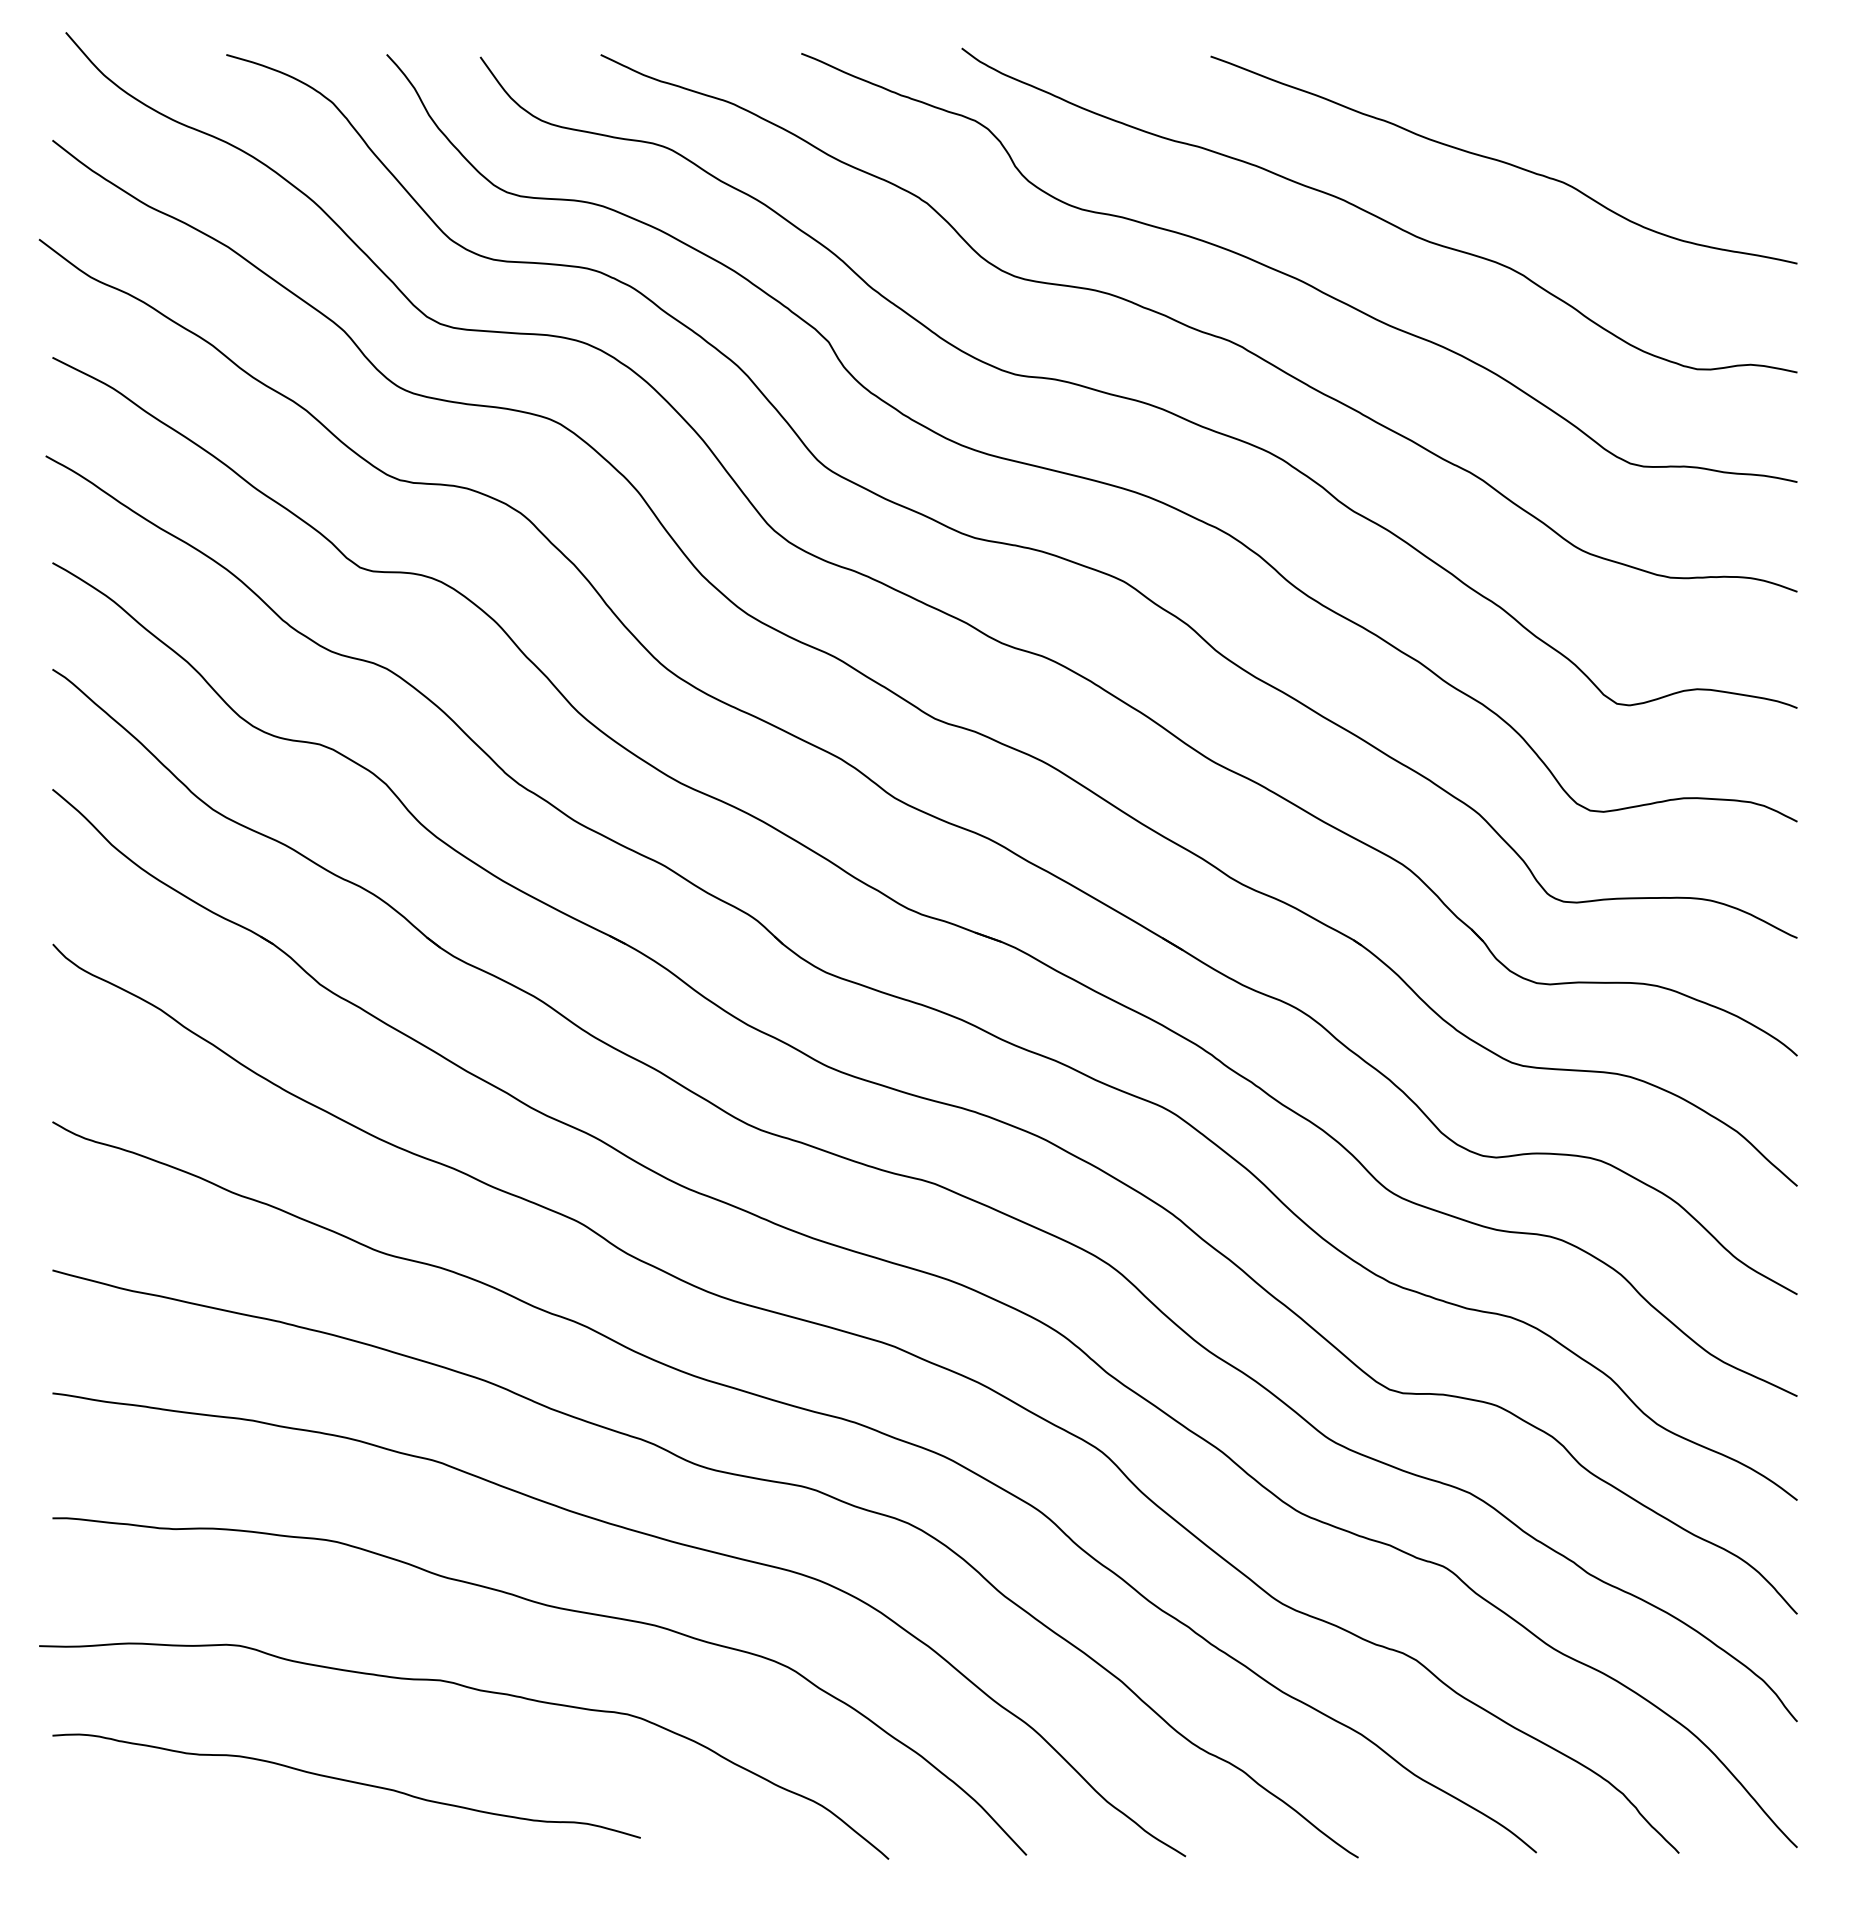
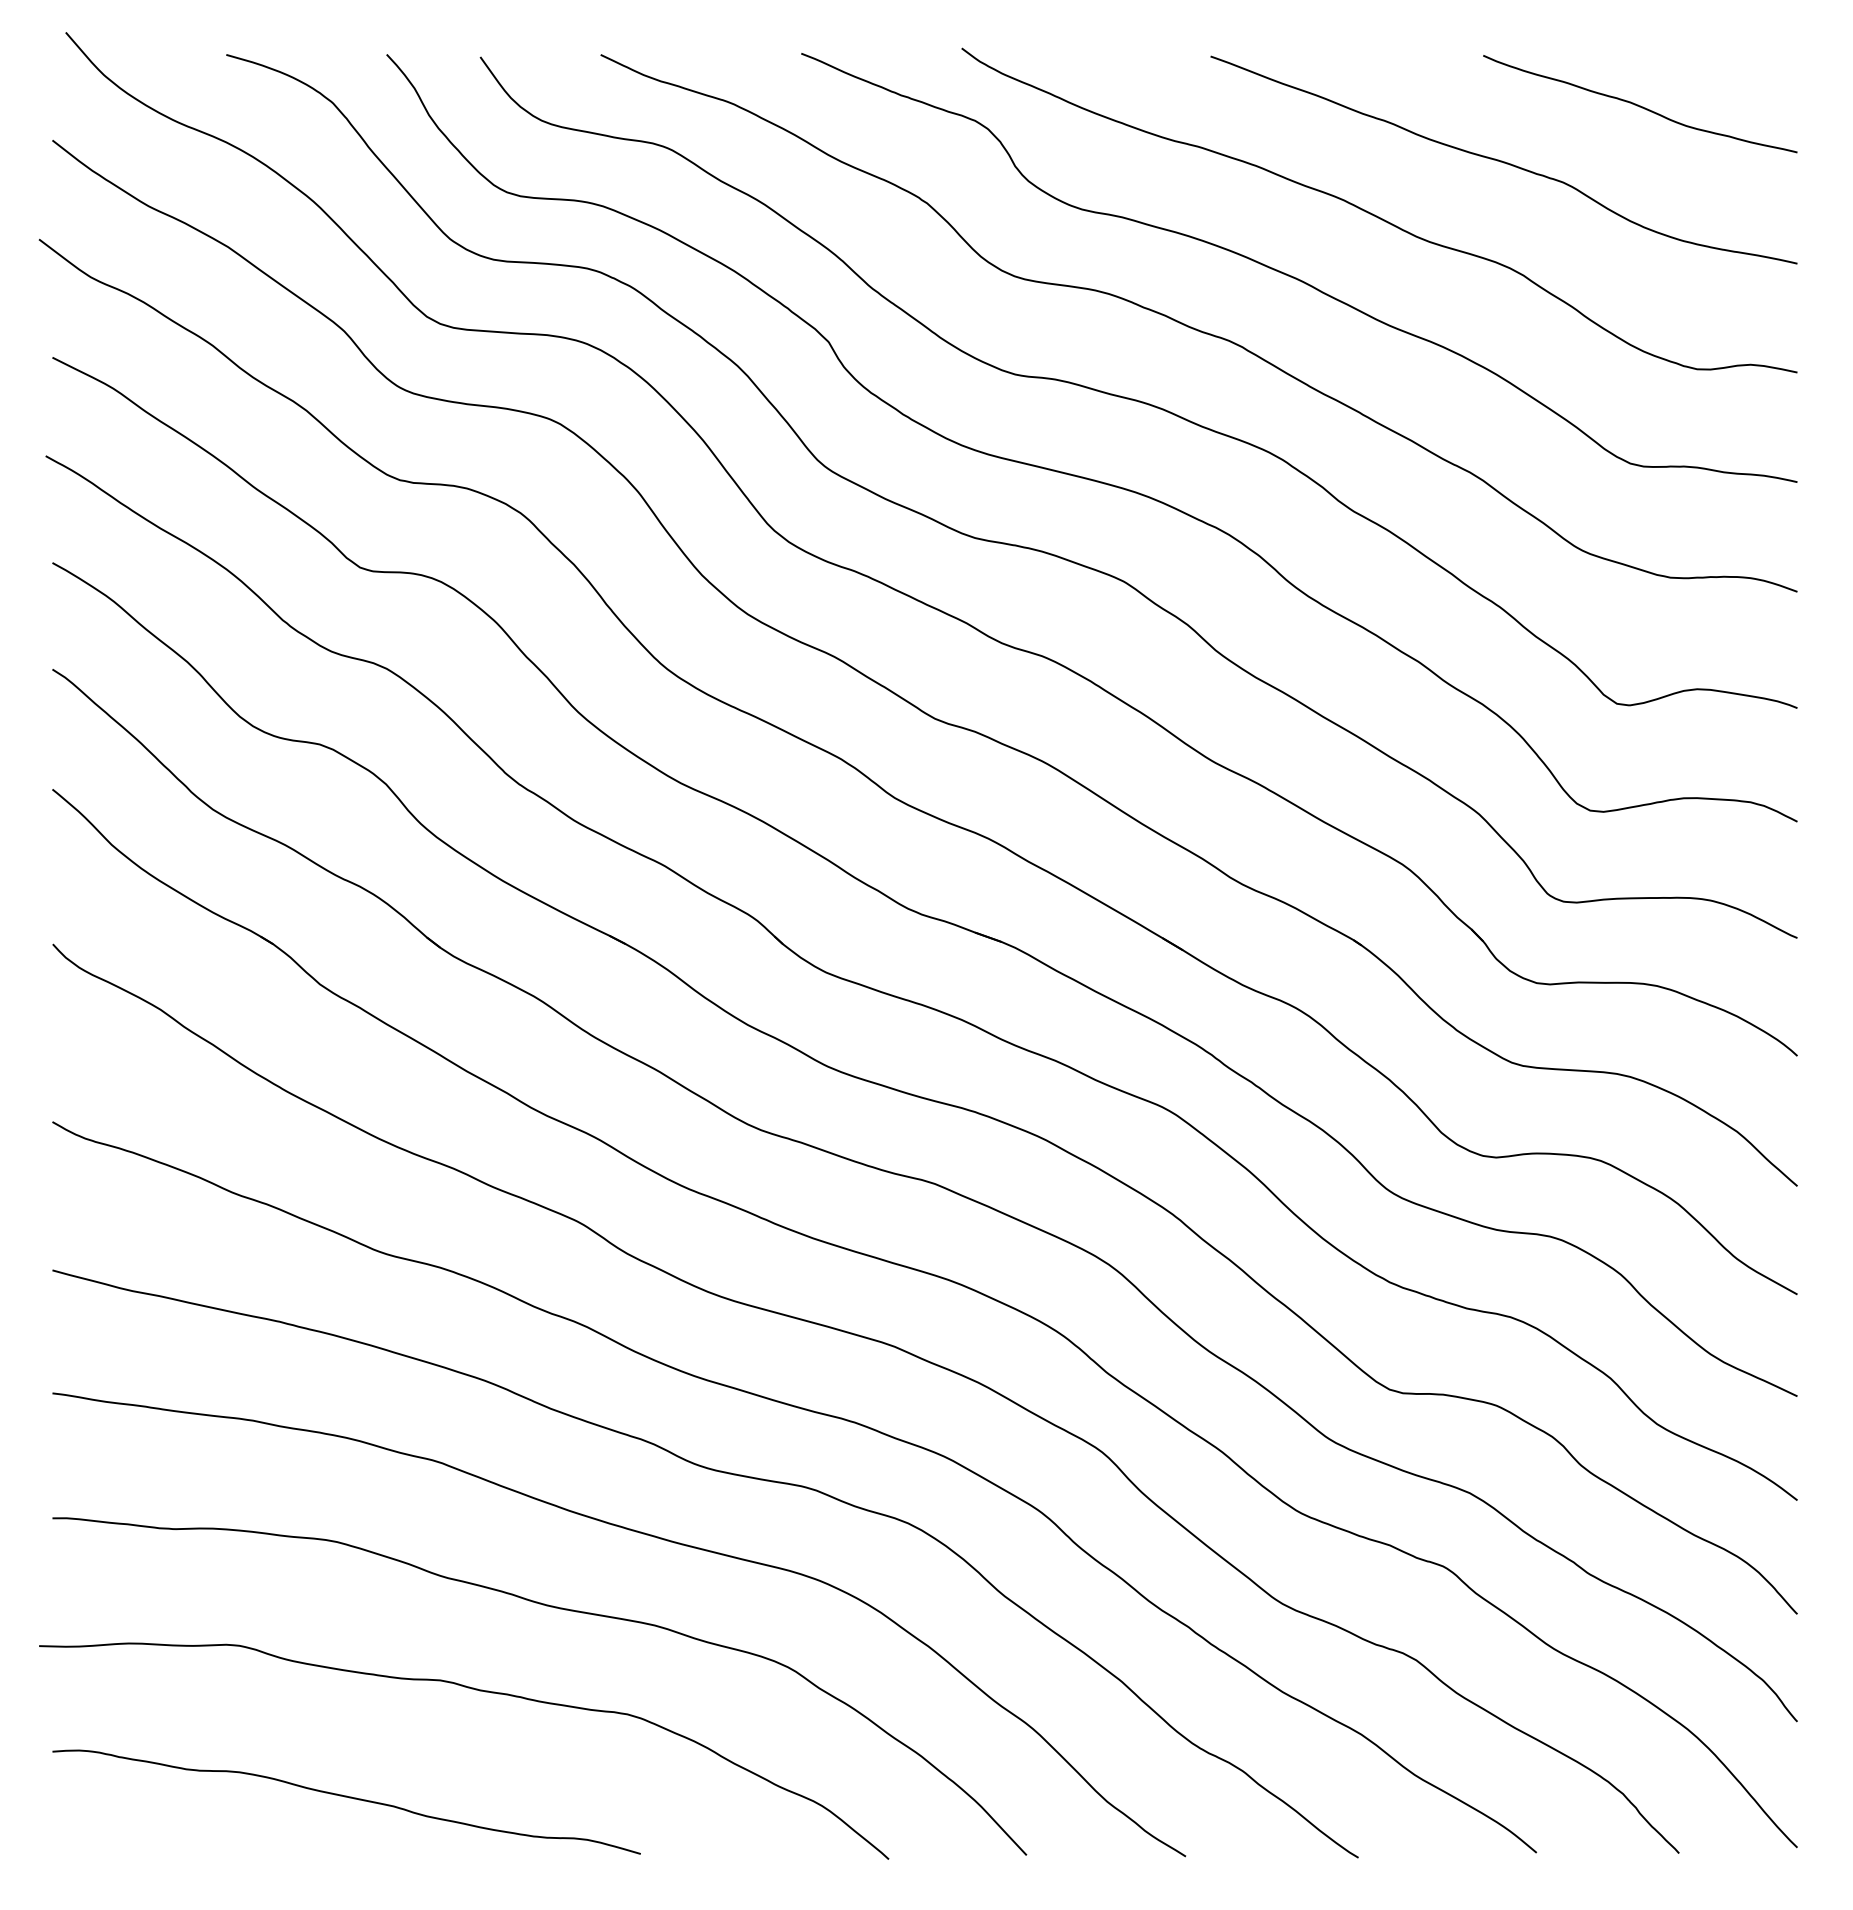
curve: none -> present (1640, 105)
curve position: (346, 1781) -> (346, 1797) (346, 1797)
